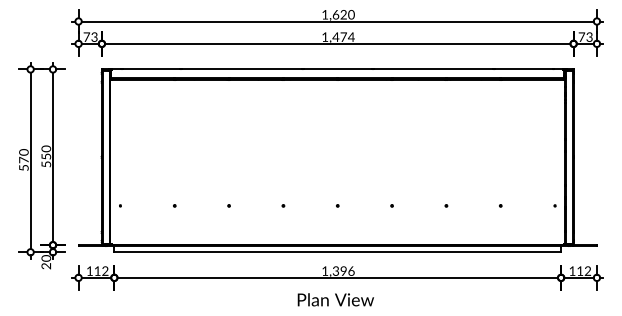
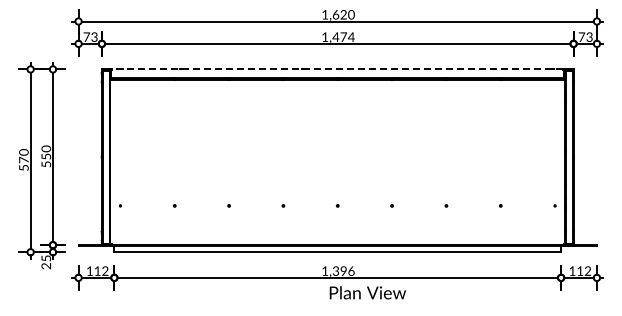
line: solid -> dashed (337, 69)
text: 20 -> 25 (46, 258)
text position: (335, 299) -> (367, 292) (367, 292)
